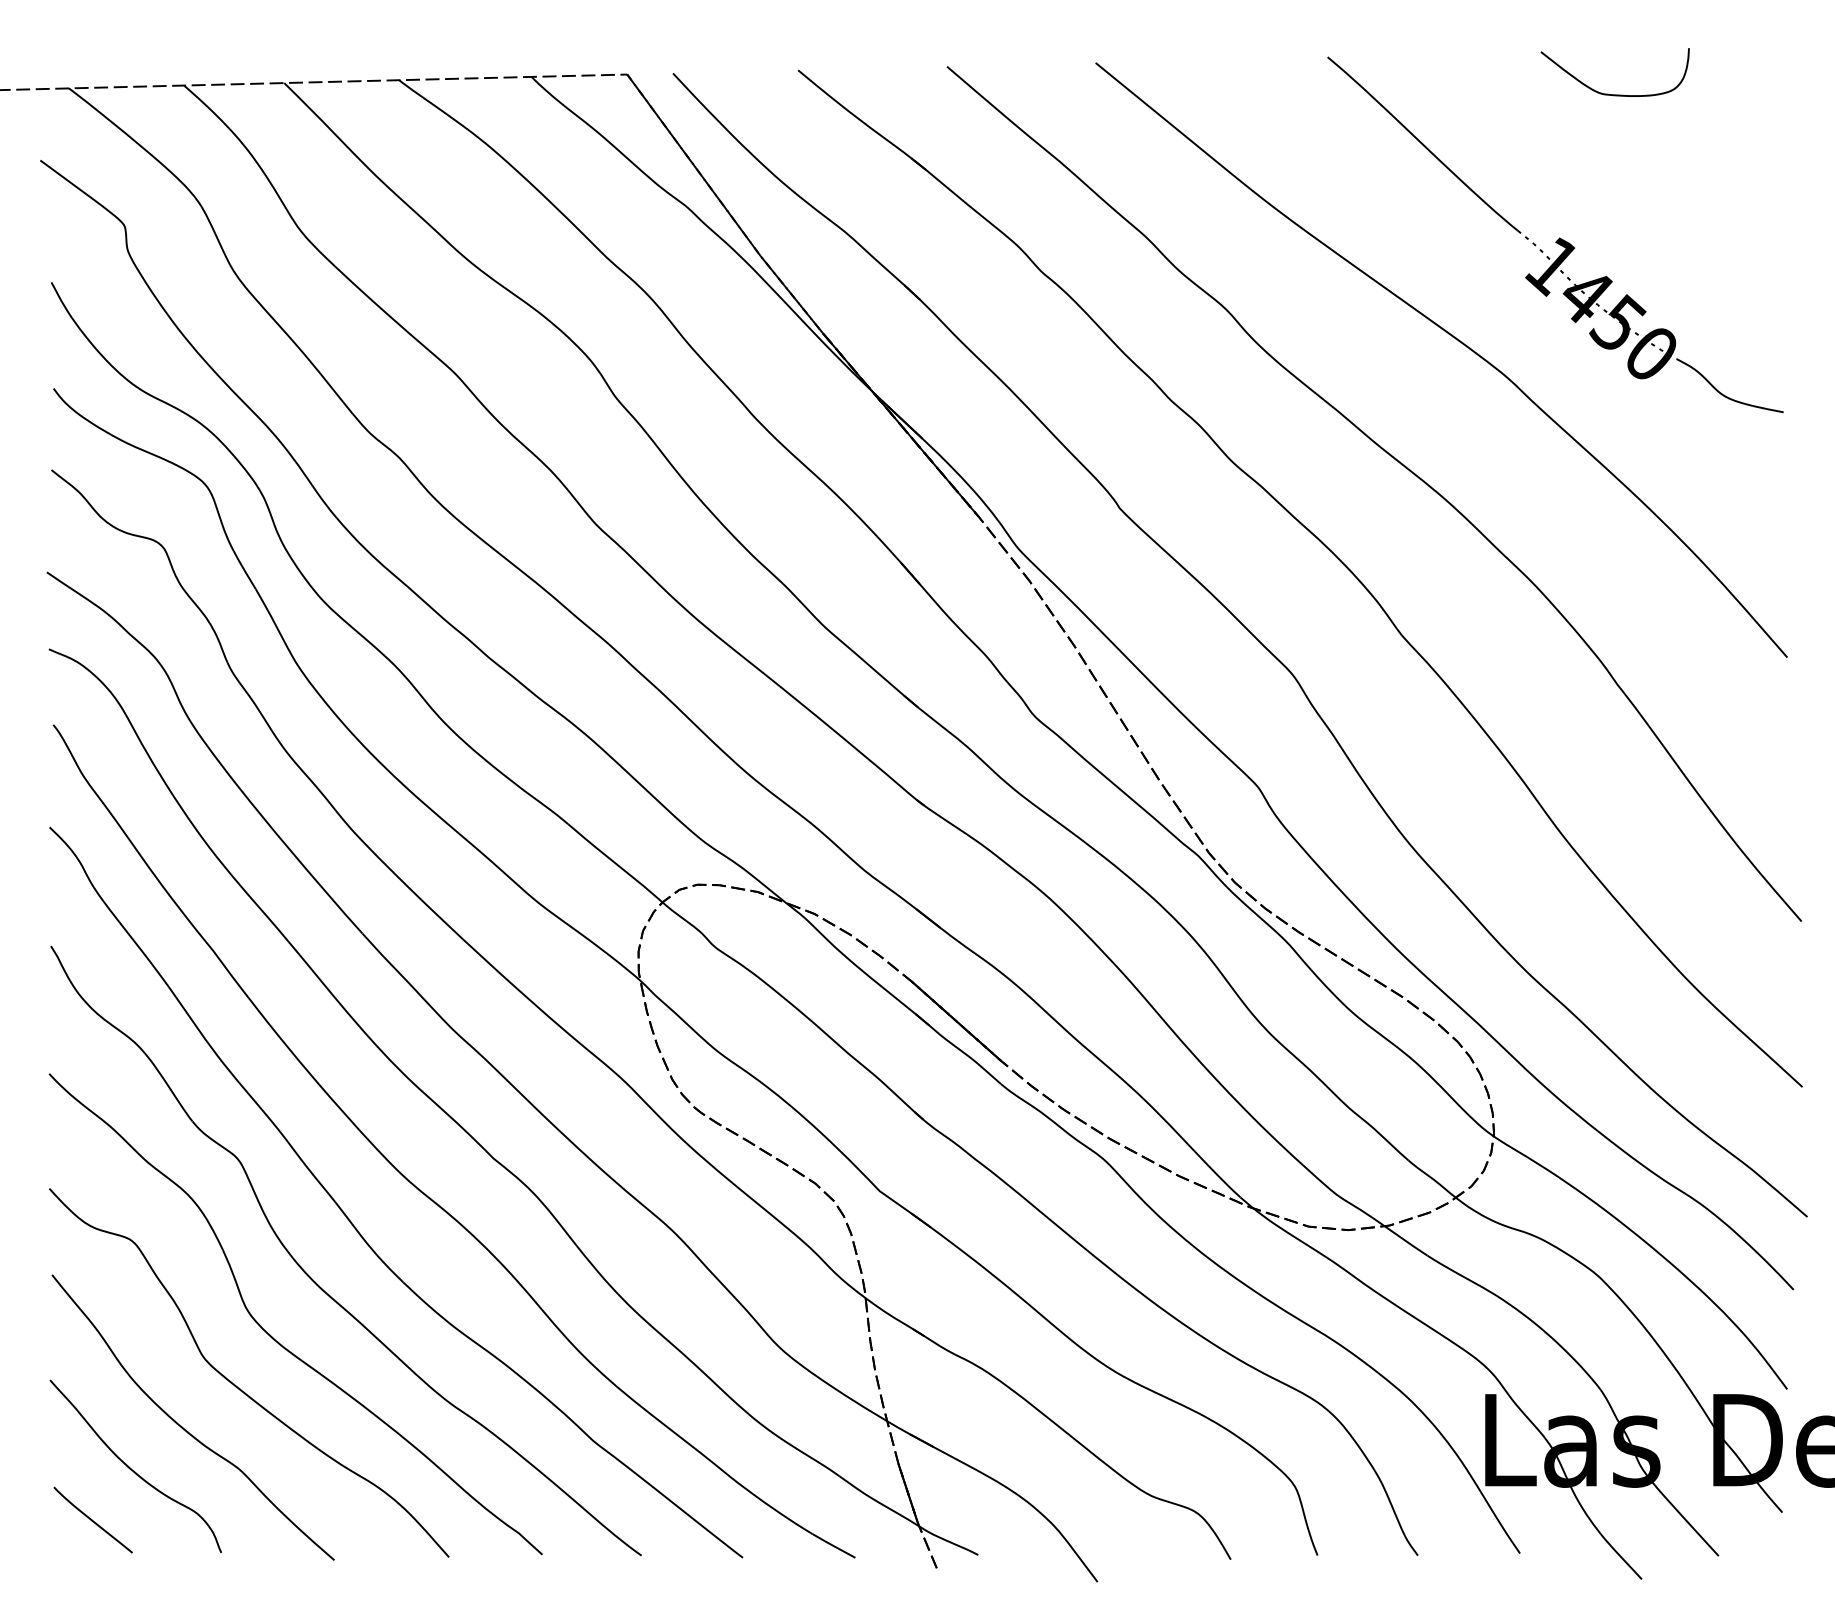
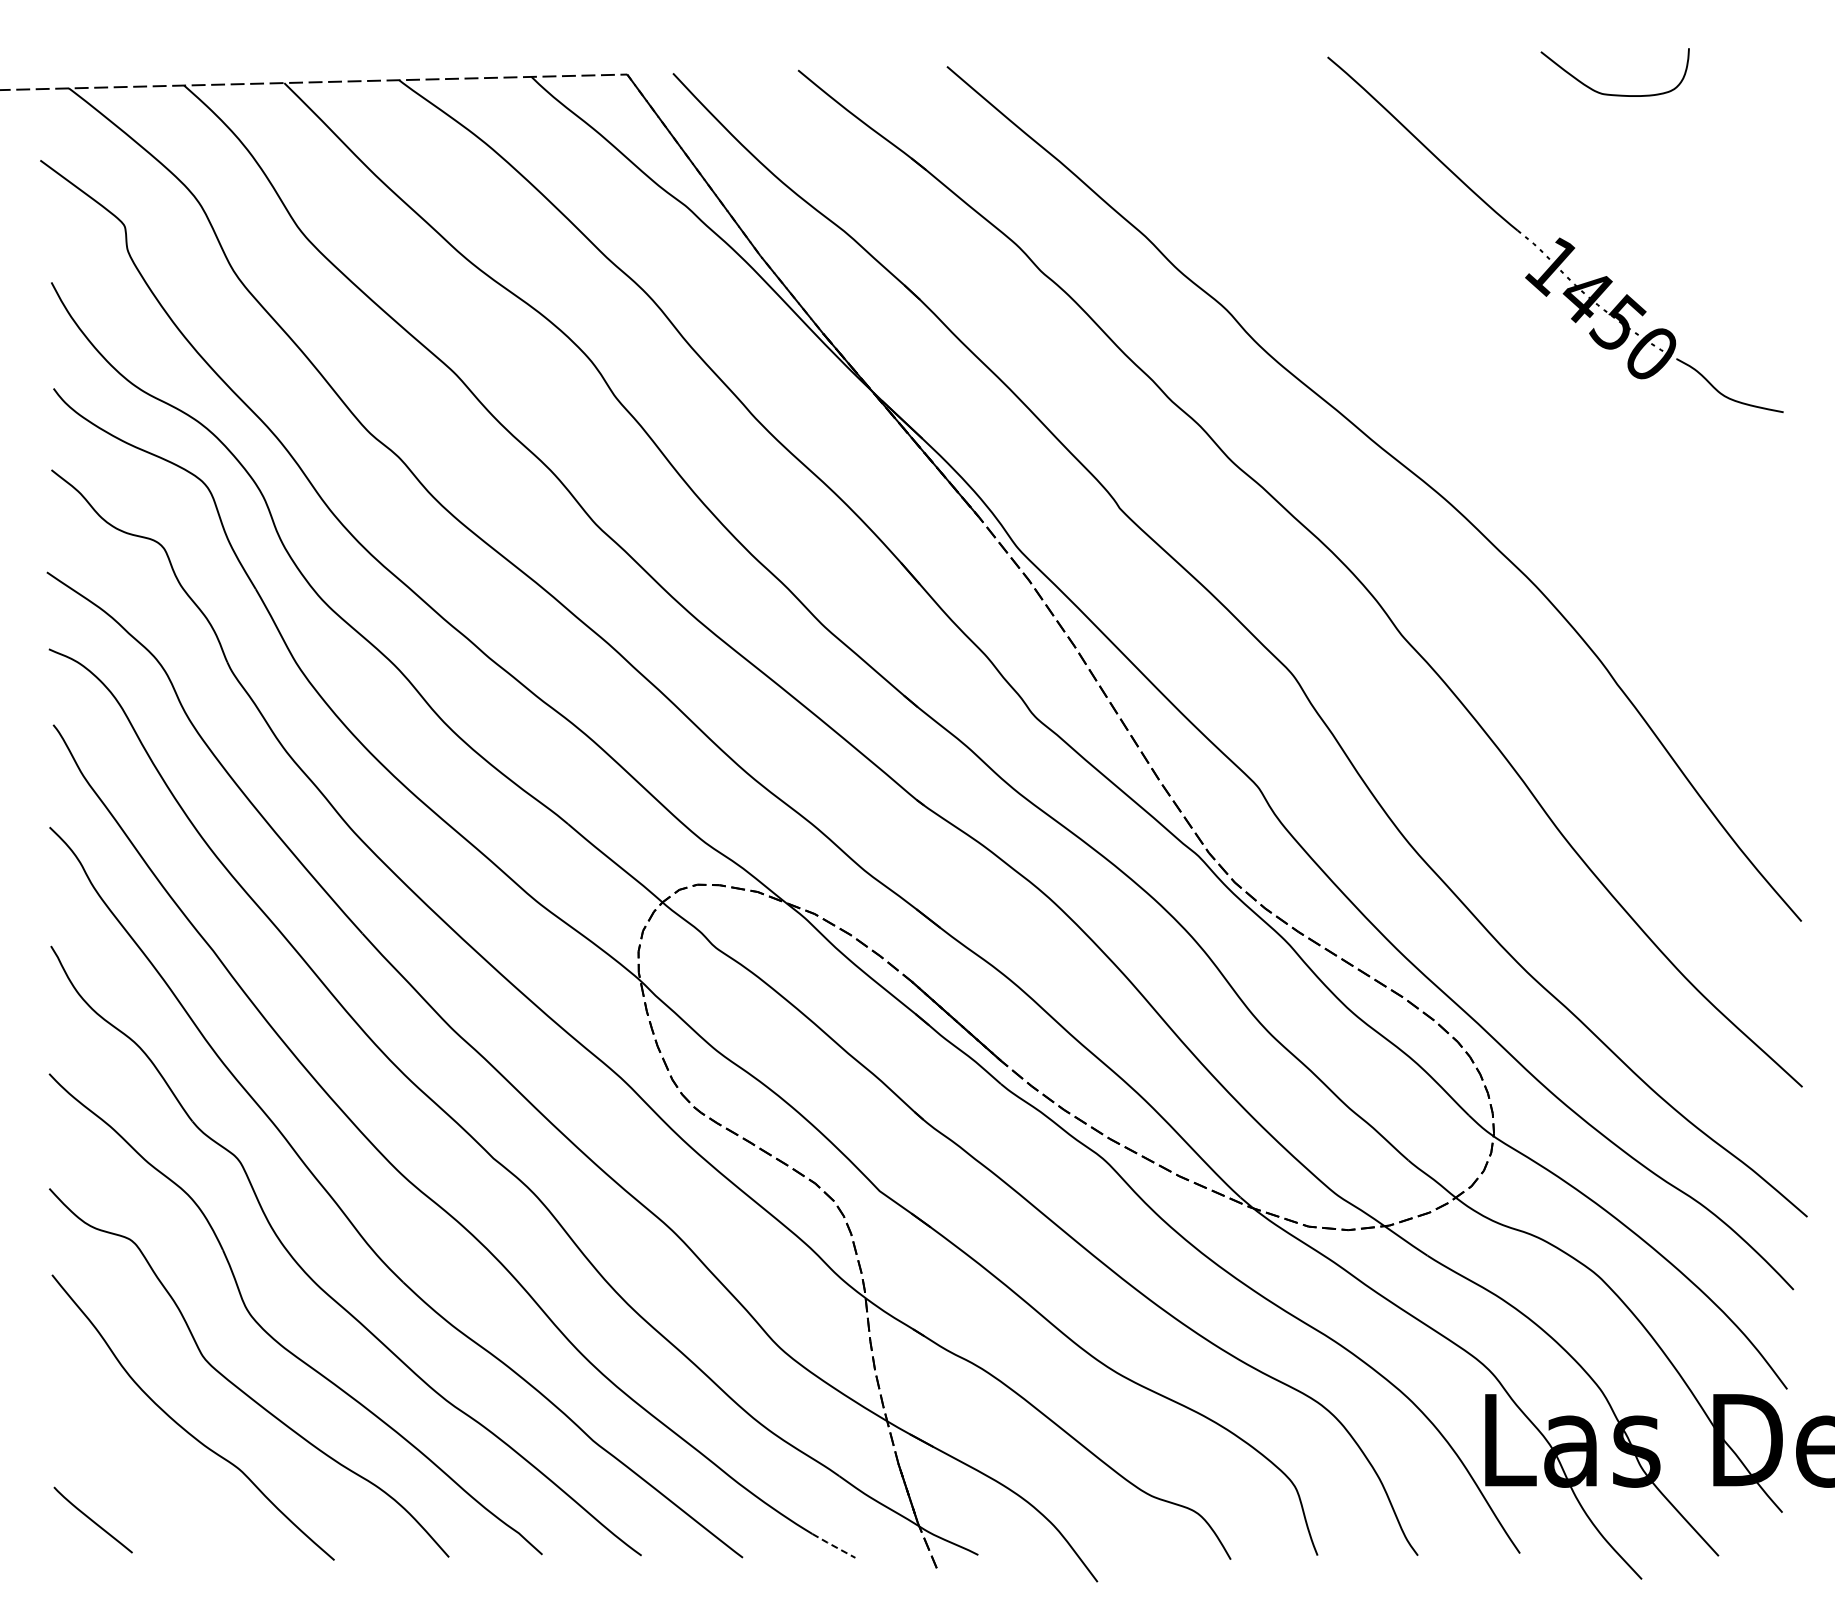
curve: present -> none (1455, 339)
curve: present -> none (131, 1468)
line: solid -> dashed (833, 1546)
